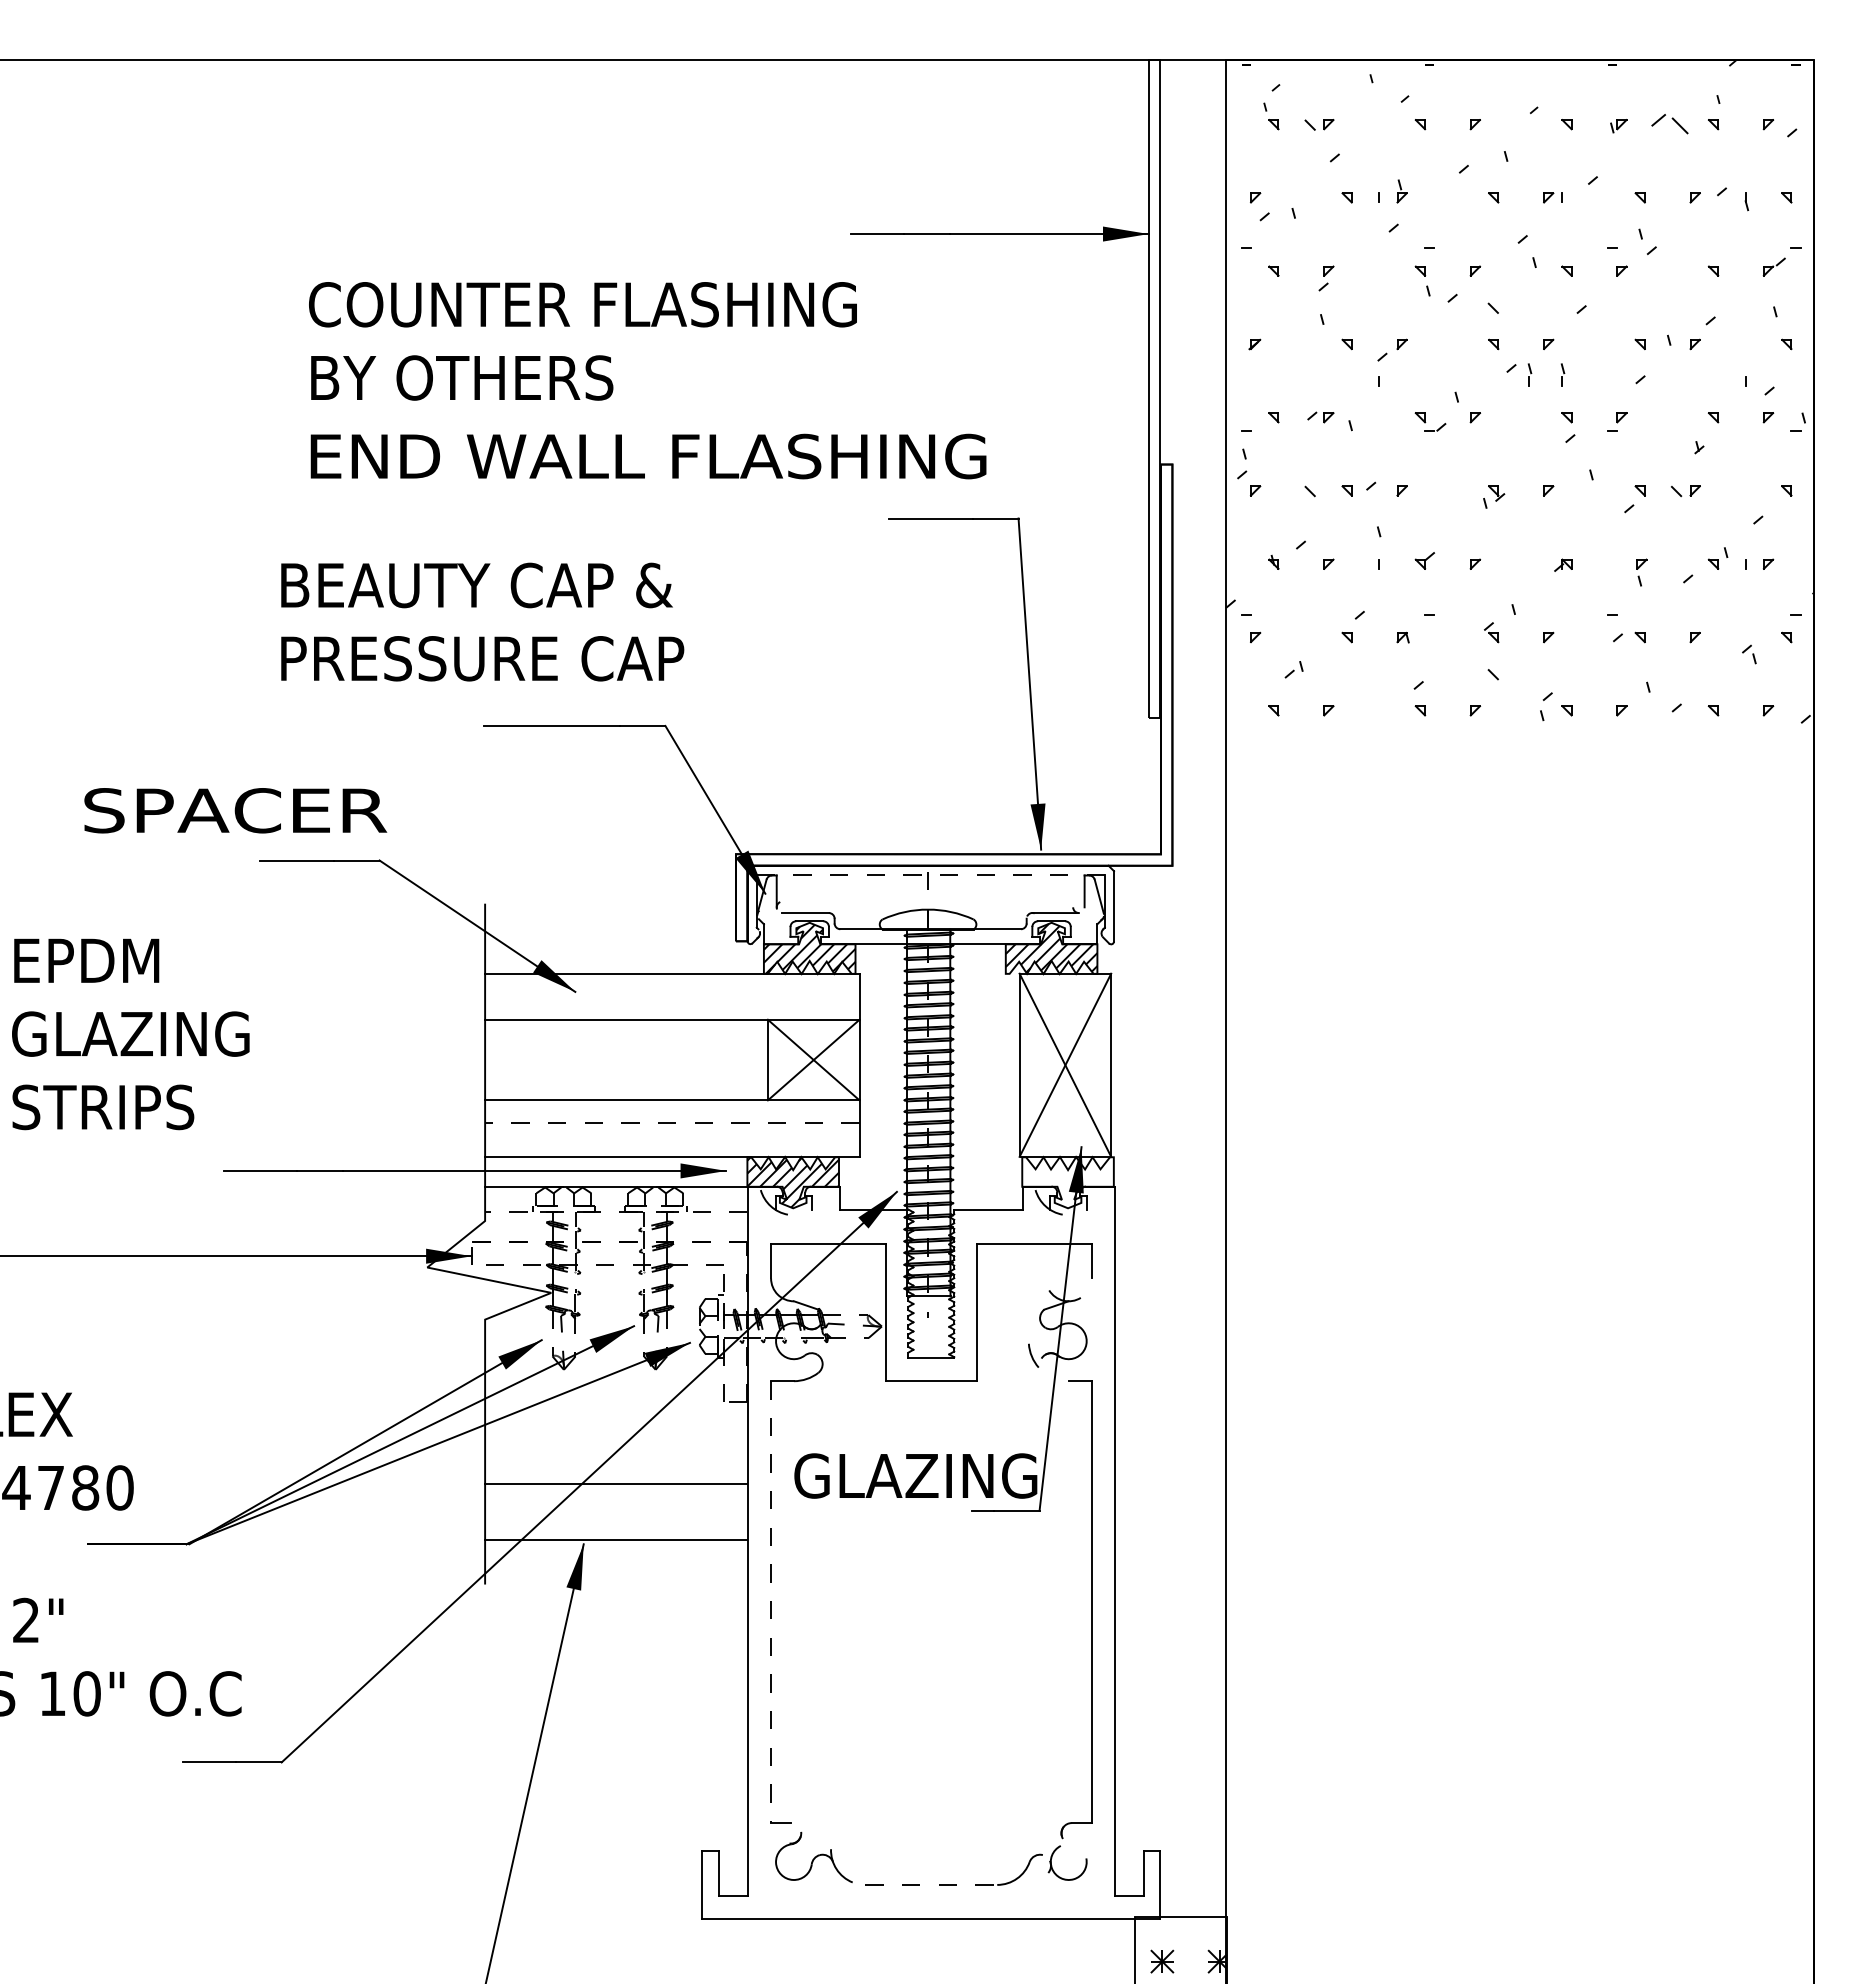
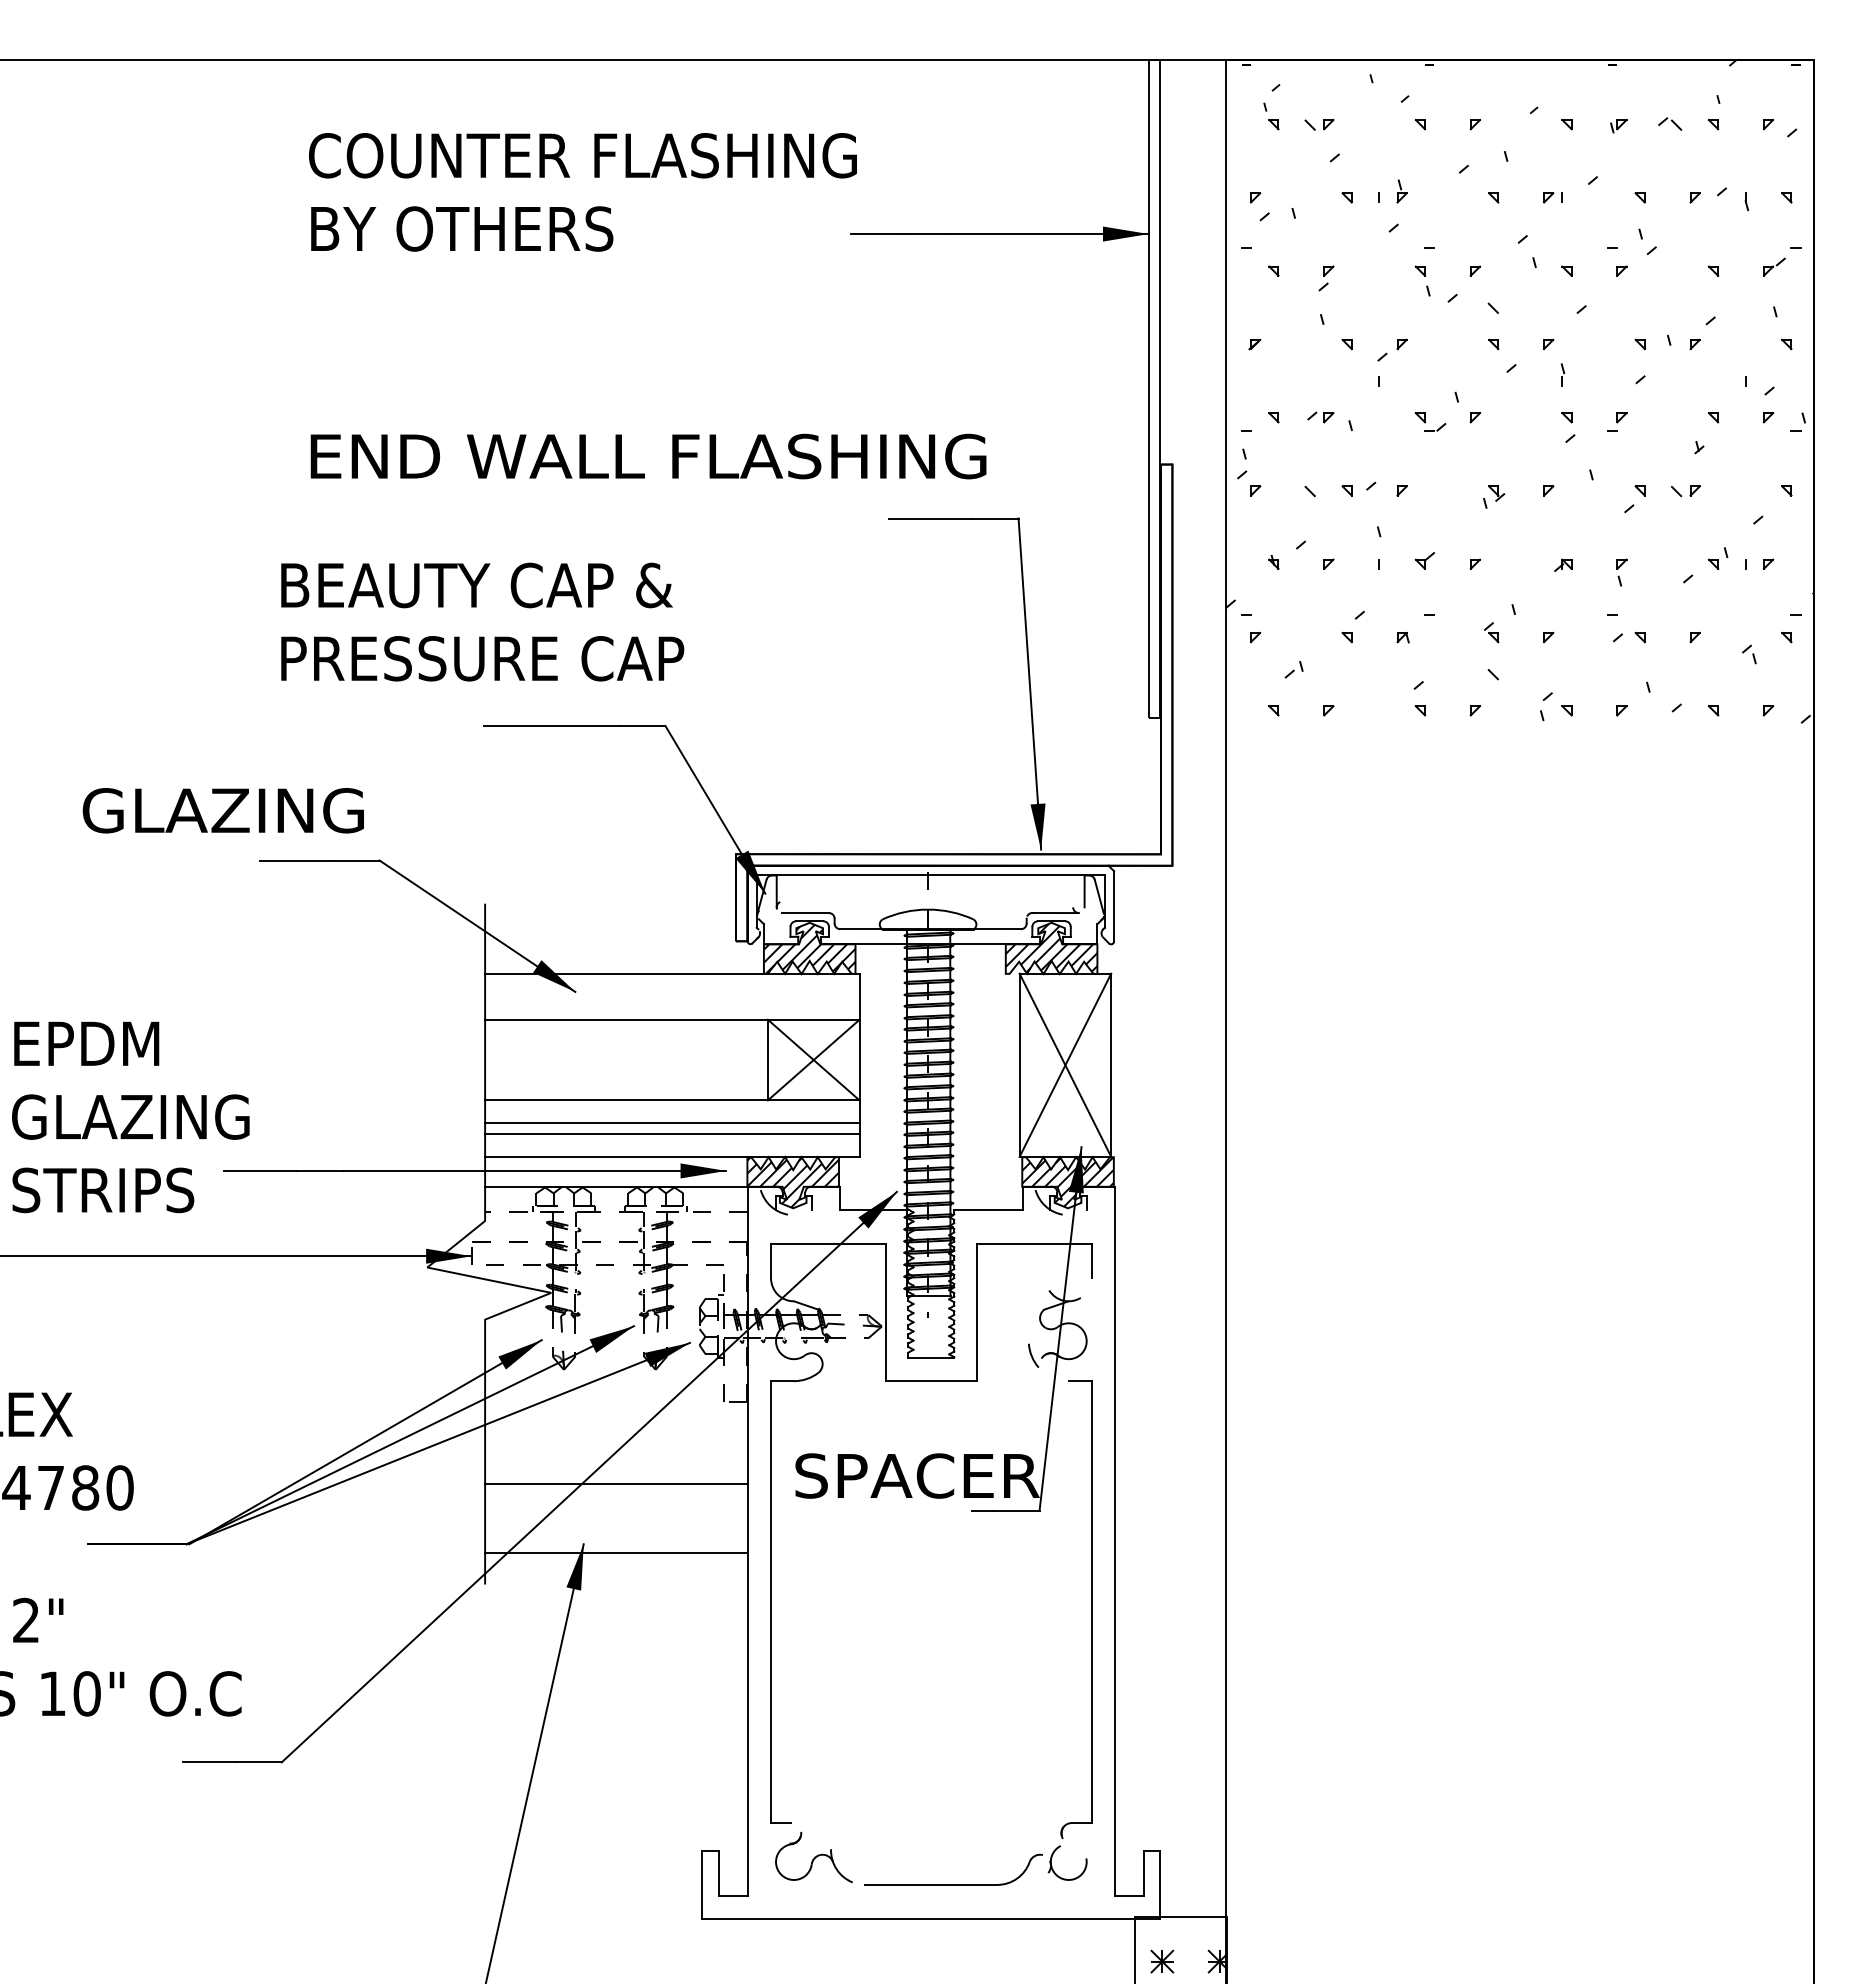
part size: 38x21 px -> 25x14 px (1670, 123)
text position: (582, 341) -> (582, 192) (582, 192)
part: present -> none (1529, 374)
part position: (1641, 572) -> (1621, 572) (1621, 572)
text: SPACER -> GLAZING (234, 810)
line: dashed -> solid (930, 874)
text position: (130, 1034) -> (130, 1117) (130, 1117)
line: dashed -> solid (671, 1123)
line: none -> present (672, 1134)
hatch: none -> present (1067, 1181)
text: GLAZING -> SPACER (916, 1475)
line position: (616, 1540) -> (616, 1553) (616, 1553)
line: dashed -> solid (771, 1602)
line: dashed -> solid (931, 1884)
